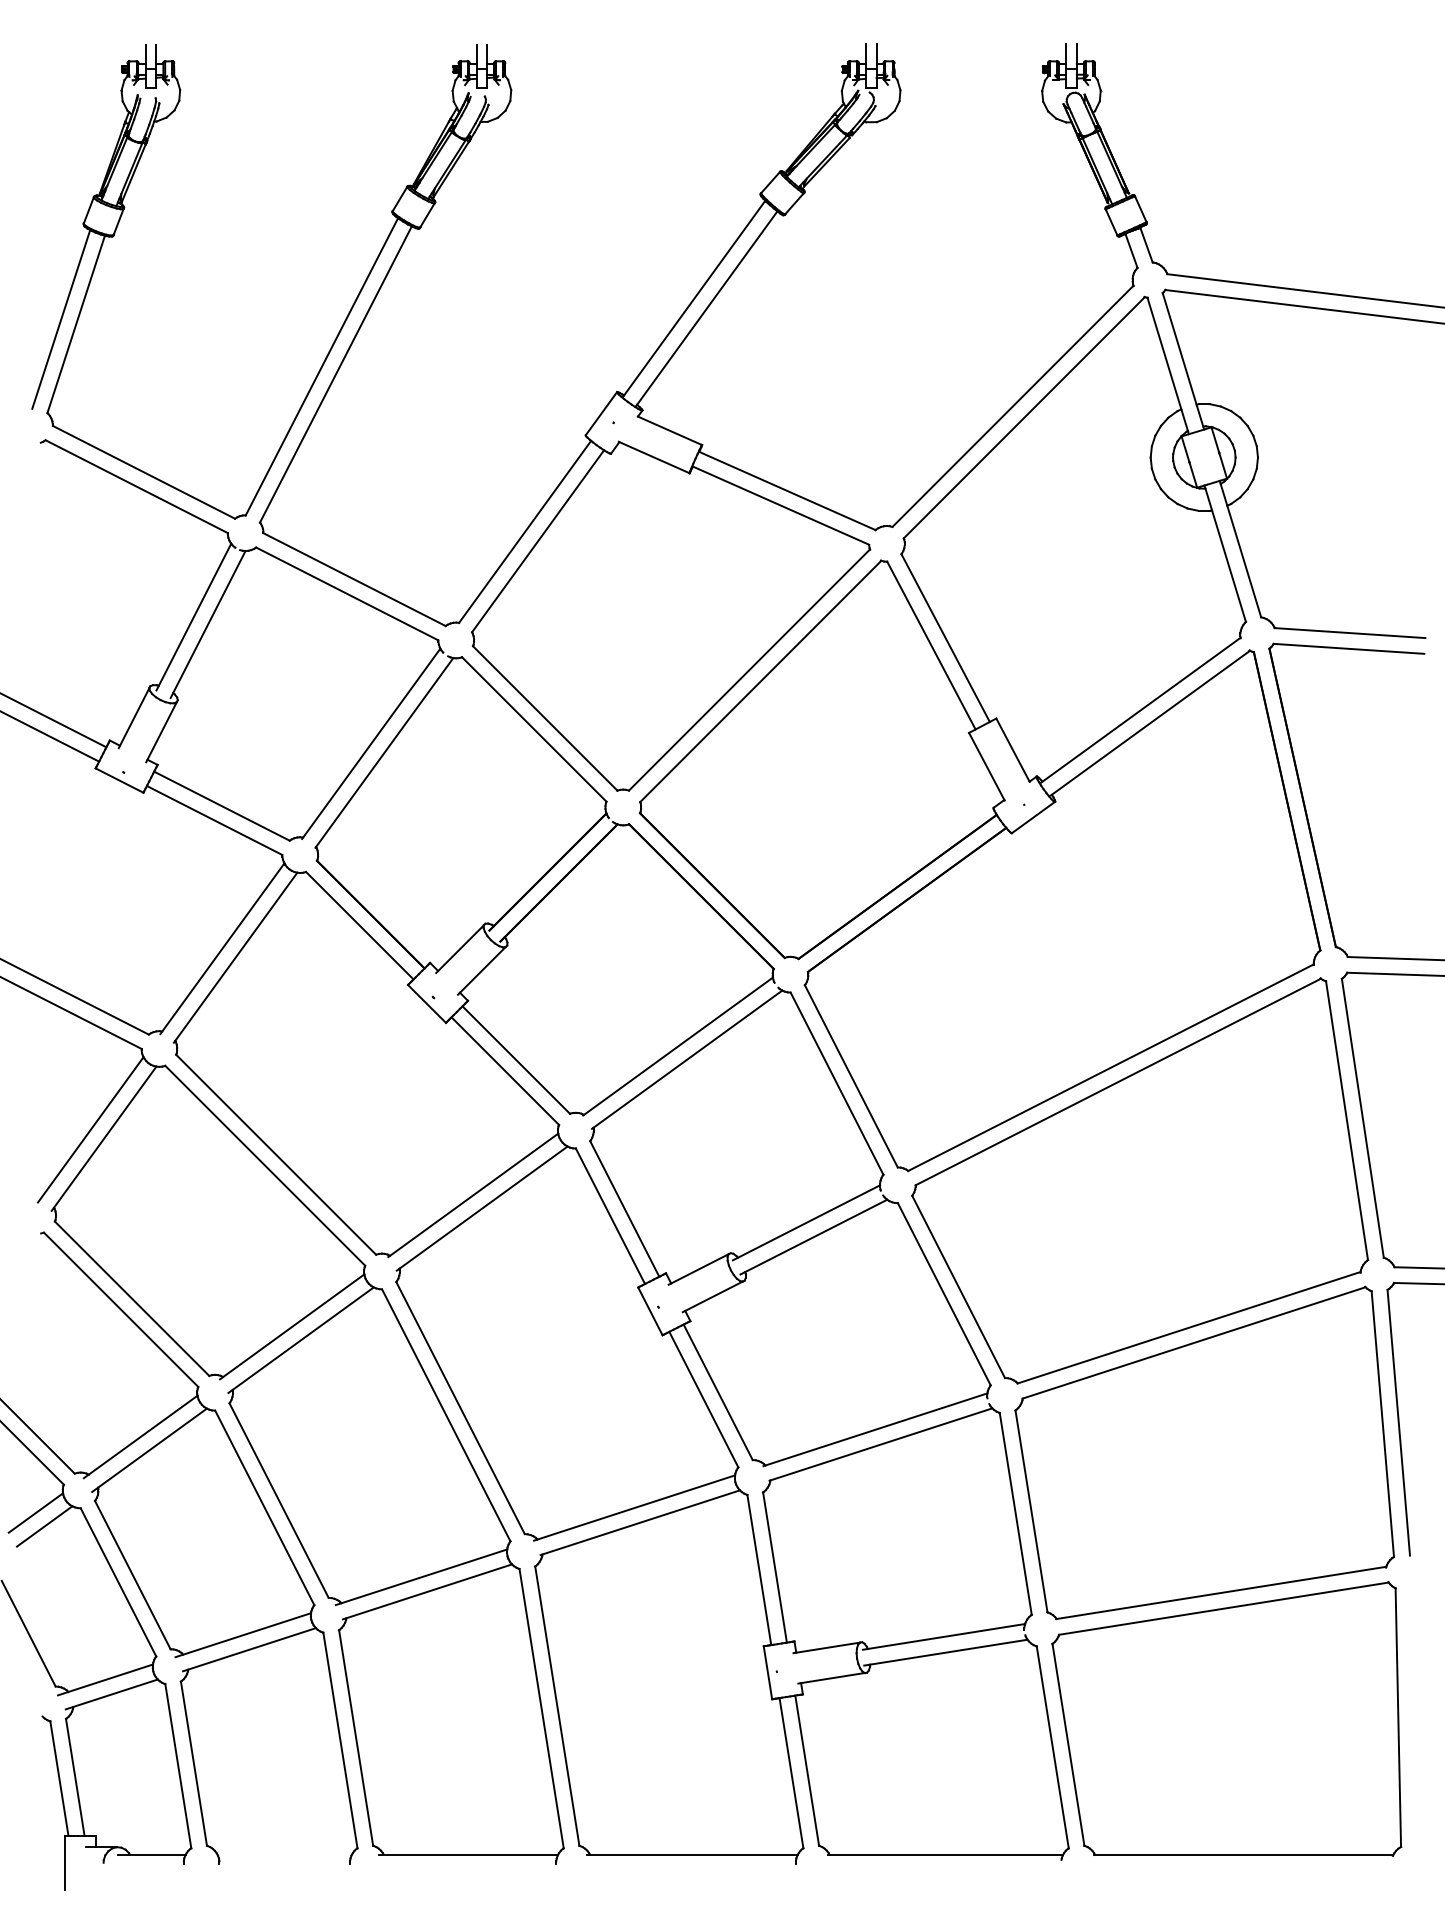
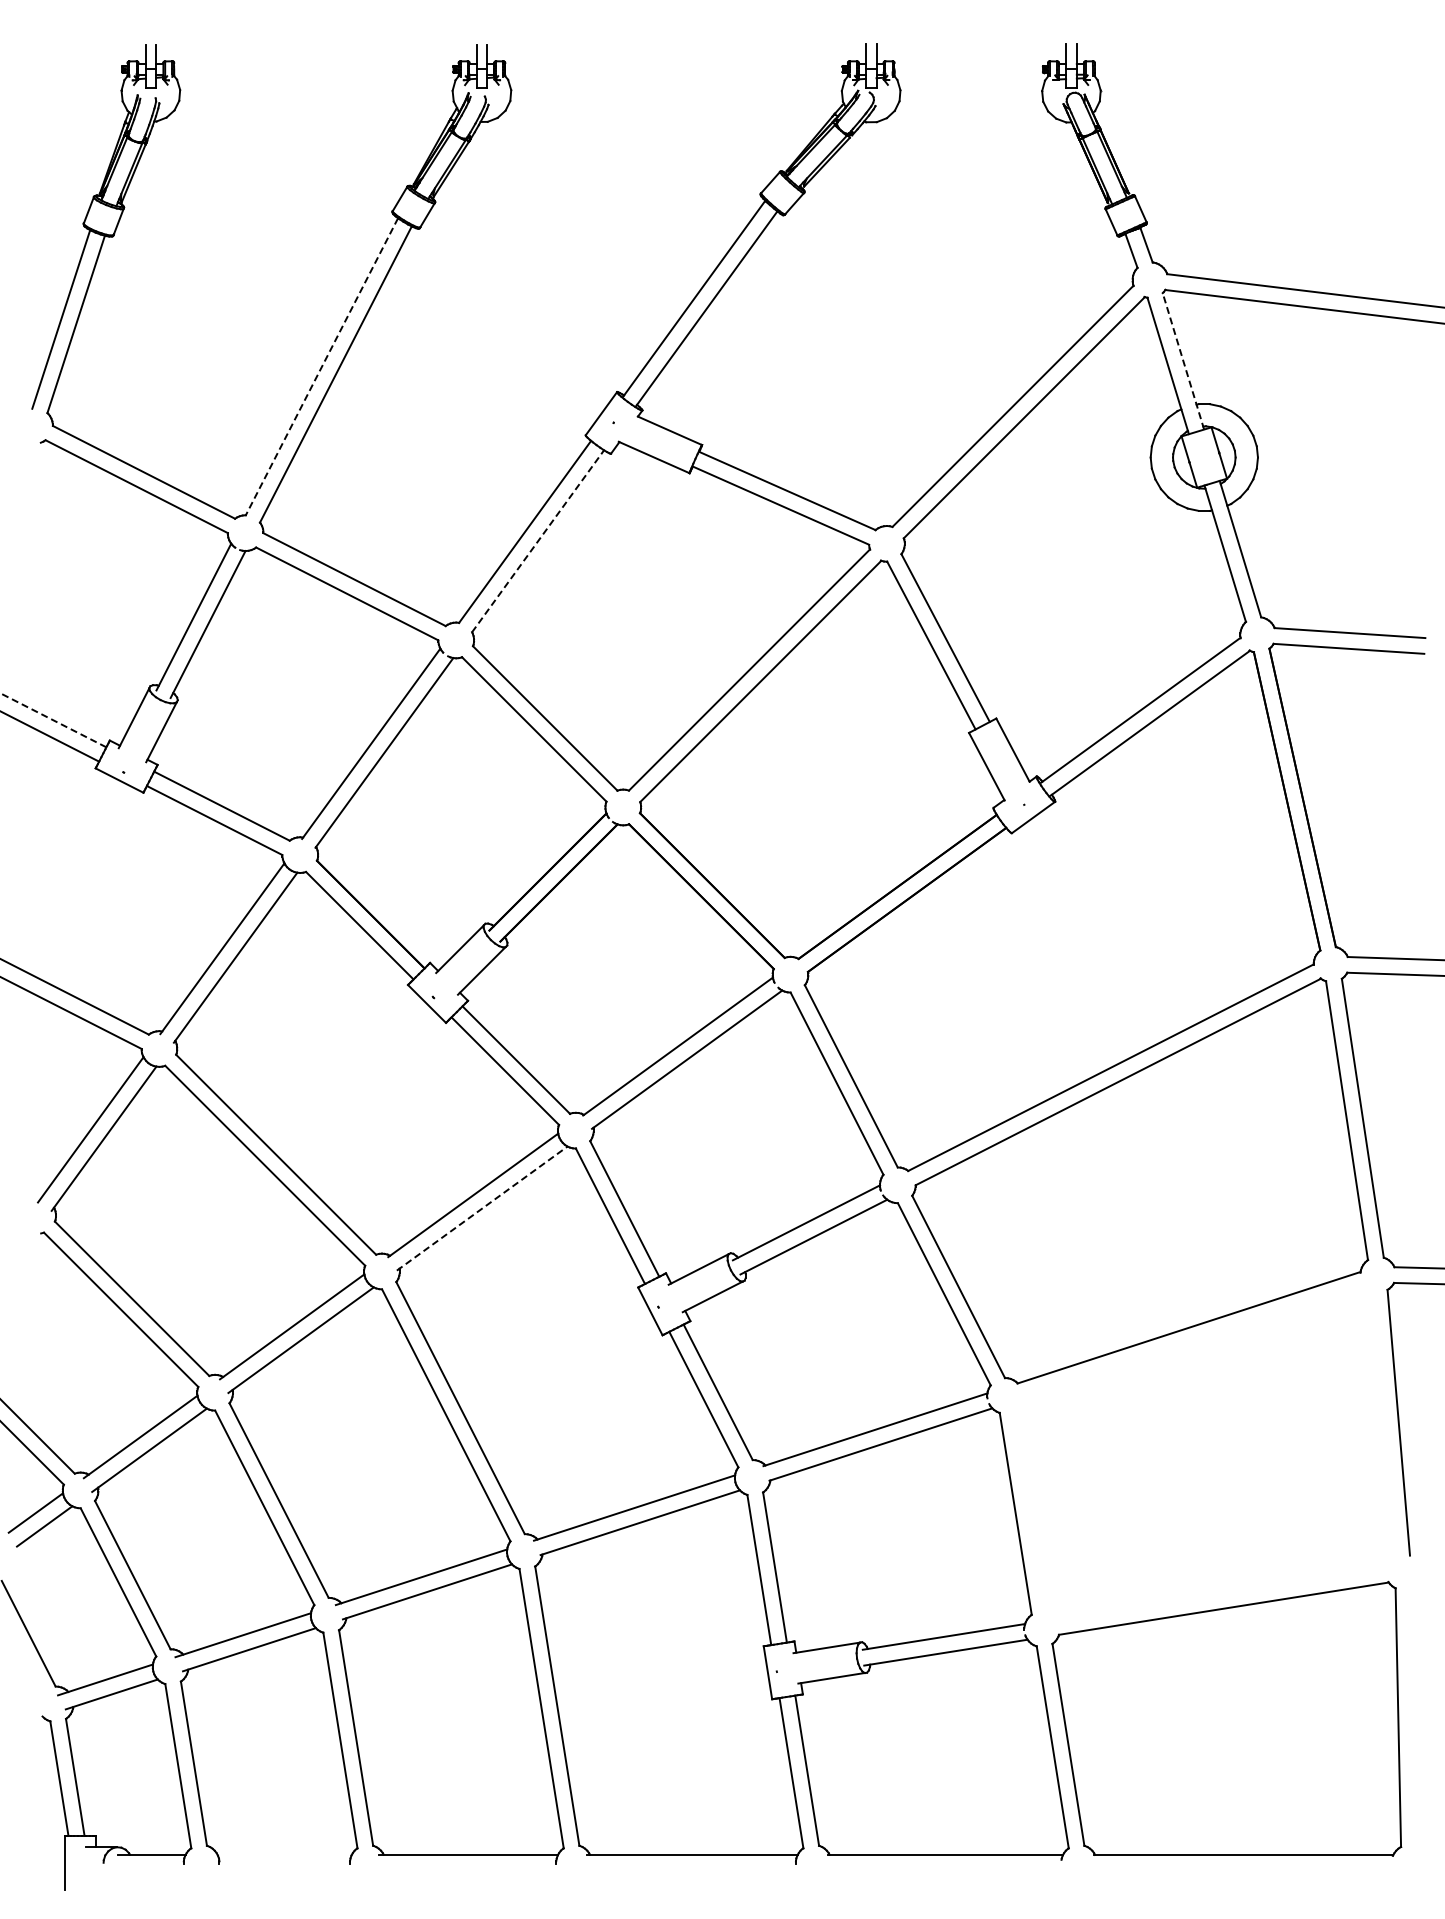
line: solid -> dashed (1183, 360)
line: solid -> dashed (321, 367)
line: solid -> dashed (538, 540)
line: solid -> dashed (53, 720)
line: solid -> dashed (482, 1208)
part: present -> none (1204, 1452)
